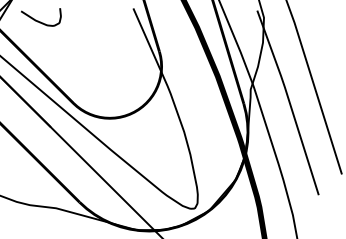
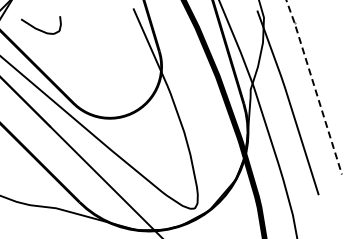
curve position: (40, 21) -> (40, 29) (40, 29)
line: solid -> dashed (314, 86)
